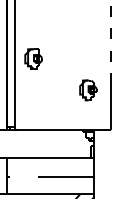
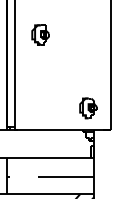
line: dashed -> solid (111, 37)
part position: (33, 58) -> (40, 34) (40, 34)
part position: (88, 90) -> (88, 108) (88, 108)
